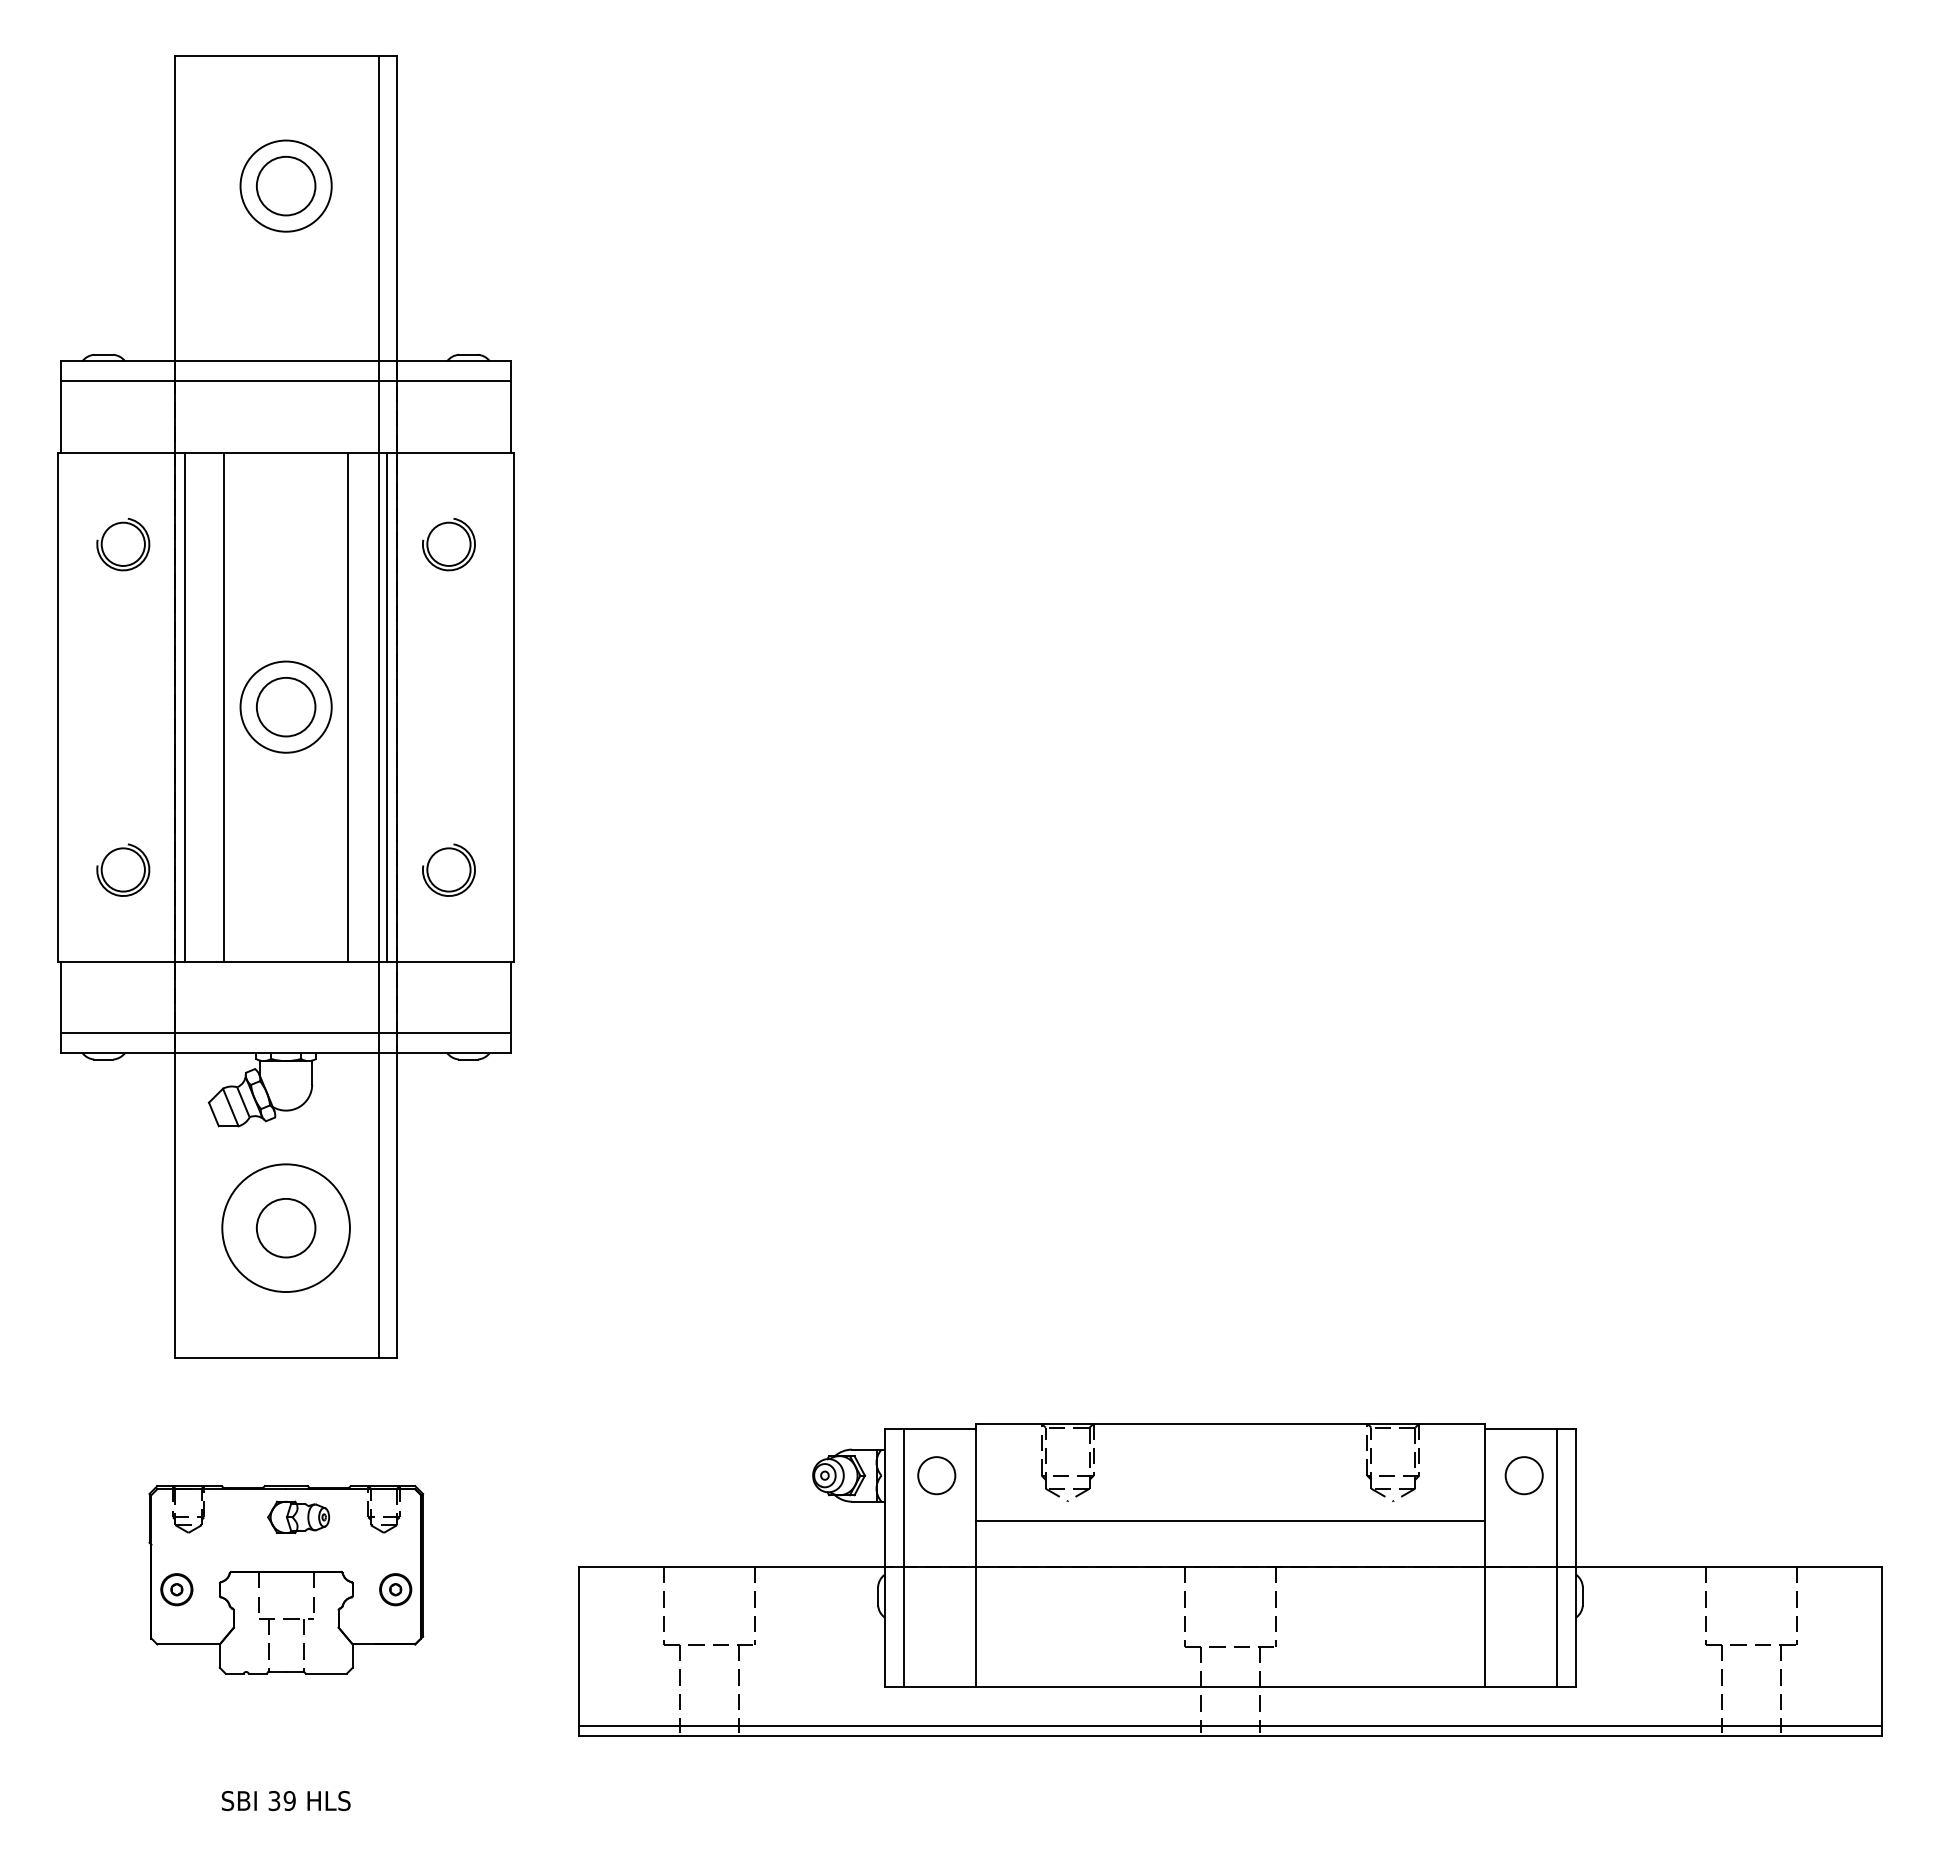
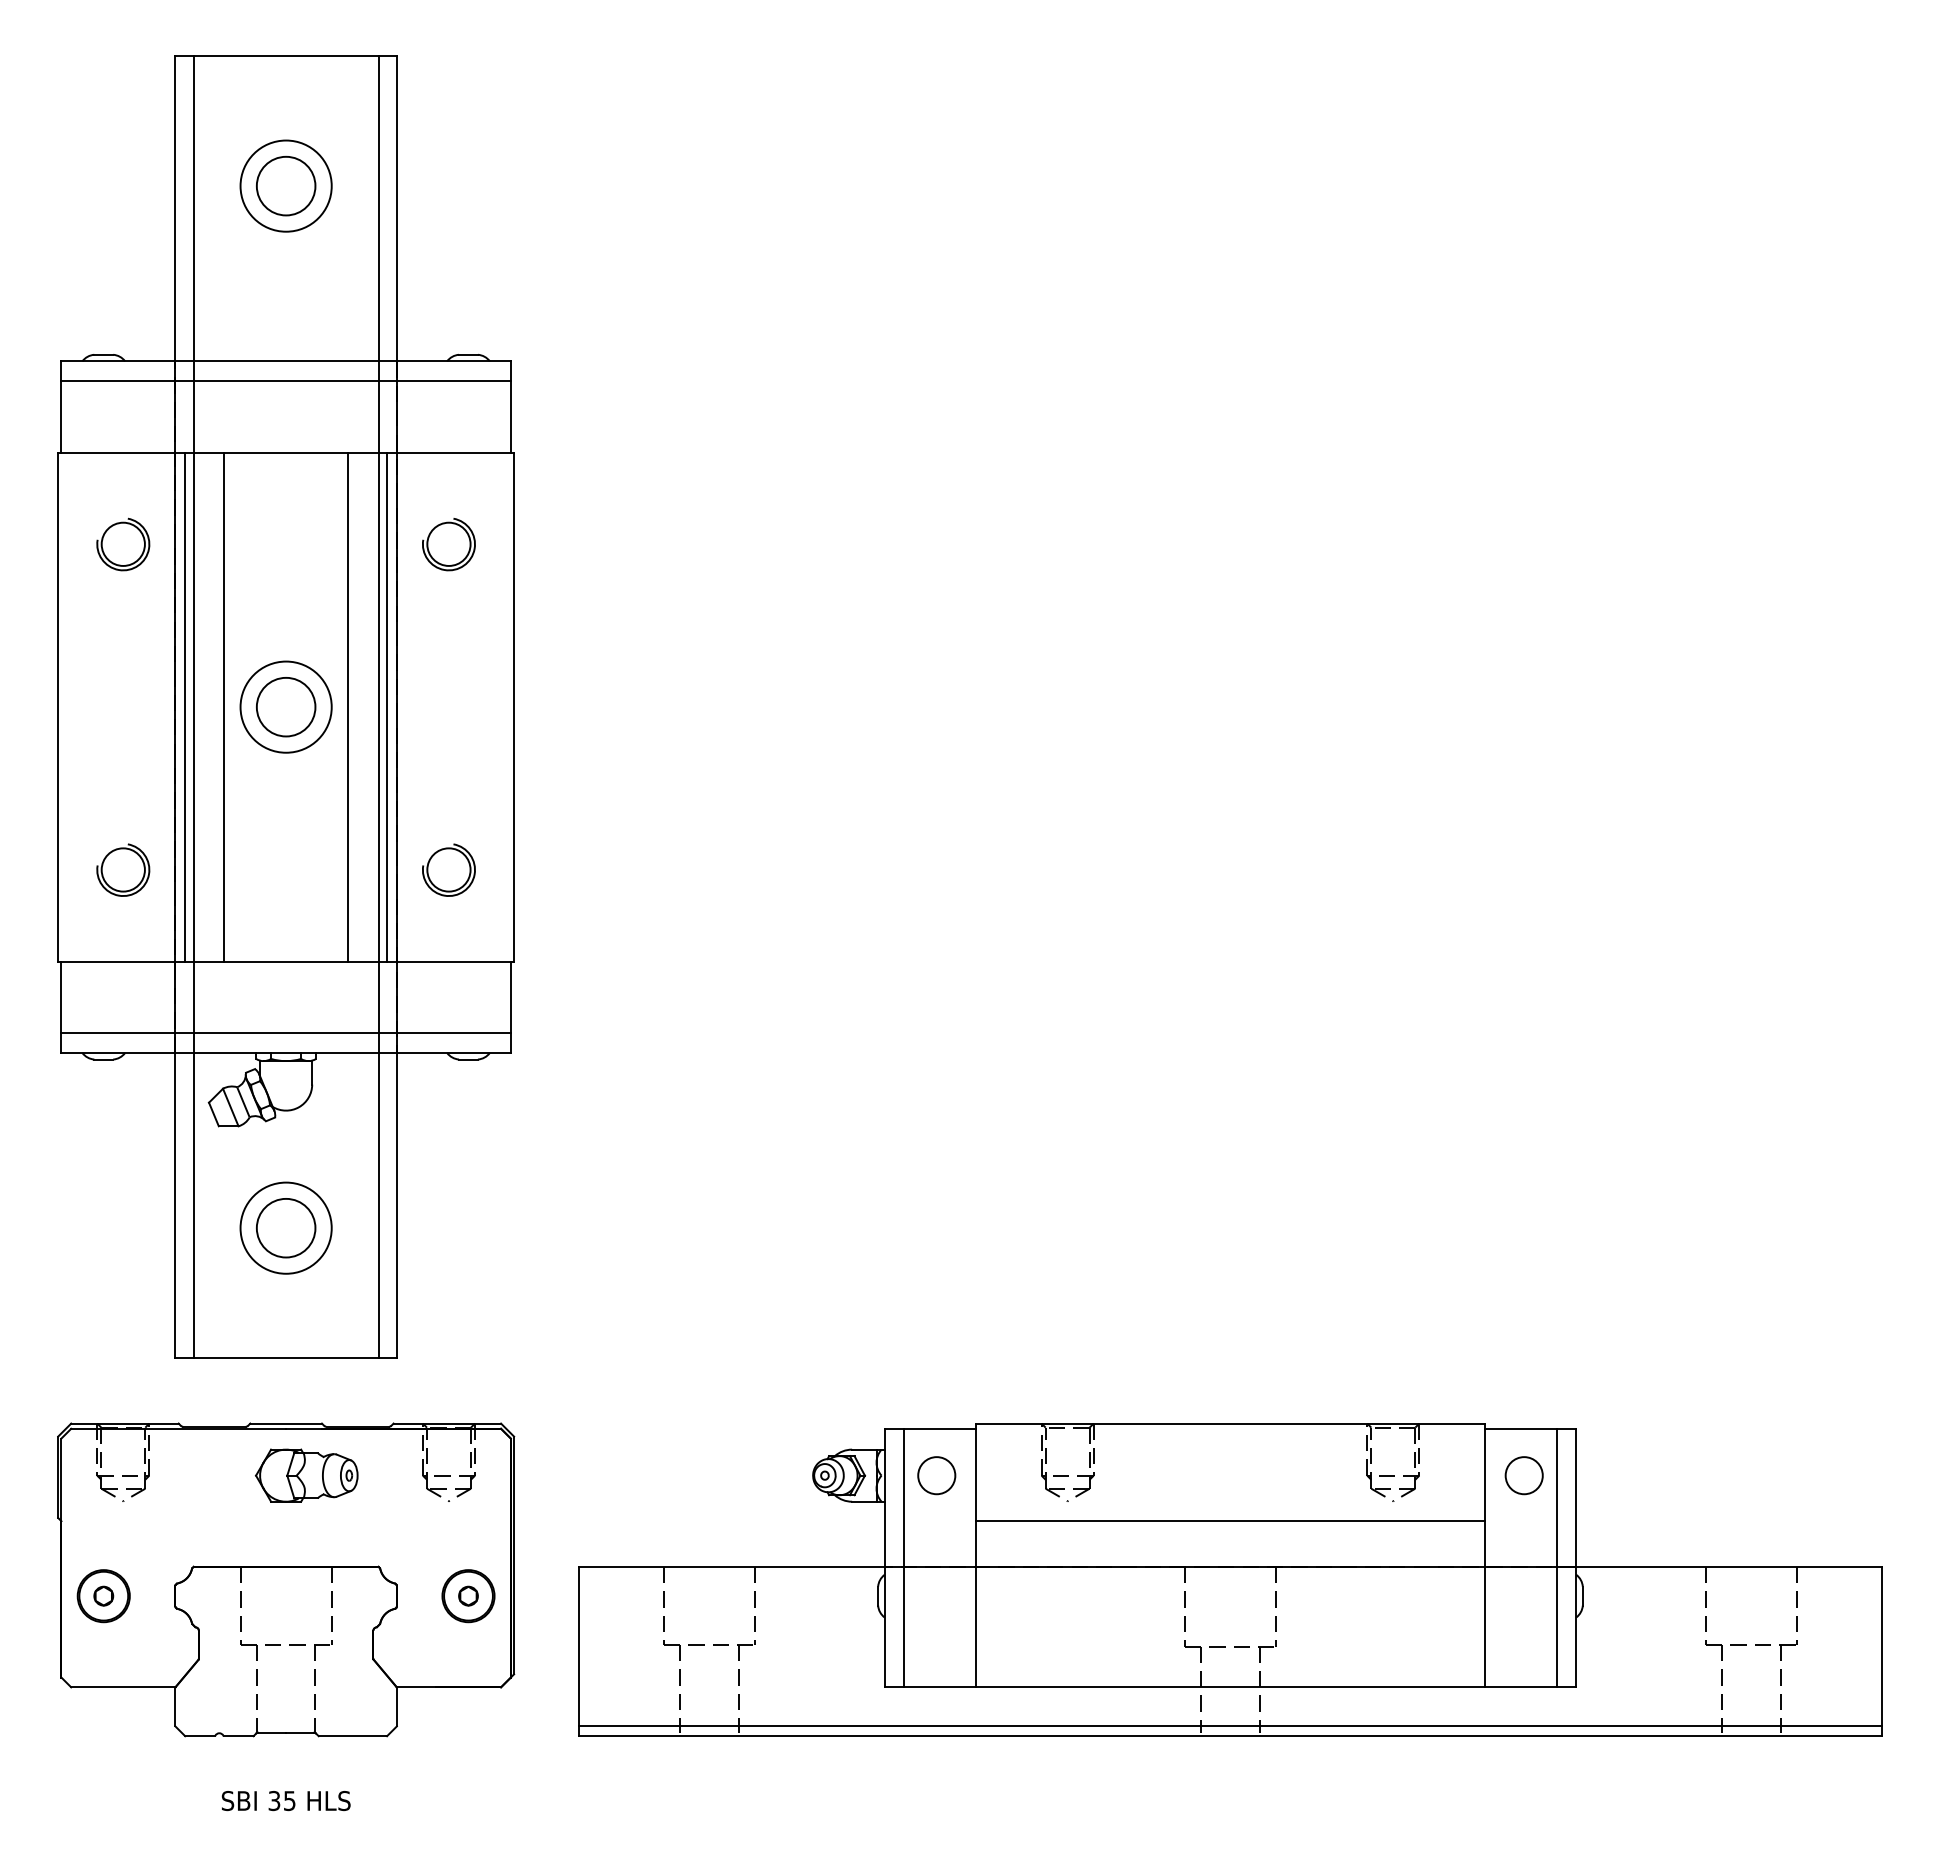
line: none -> present (193, 706)
circle diameter: 128 px -> 91 px (285, 1227)
part size: 277x190 px -> 459x316 px (286, 1579)
text: 39 -> 35 (289, 1800)
